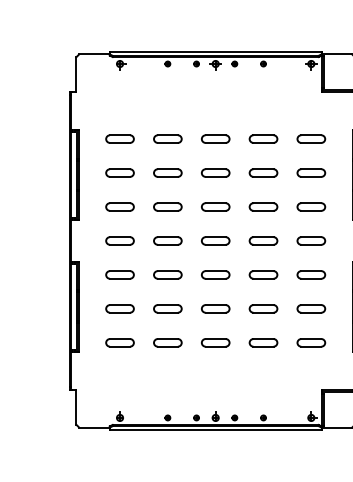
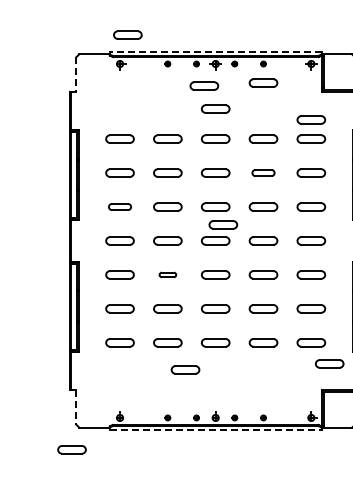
part: none -> present (127, 34)
line: solid -> dashed (215, 51)
line: solid -> dashed (76, 75)
part: none -> present (263, 82)
part: none -> present (204, 85)
part: none -> present (215, 108)
part: none -> present (311, 119)
part size: 31x10 px -> 25x8 px (263, 172)
part size: 30x10 px -> 24x8 px (119, 206)
part: none -> present (223, 224)
part size: 30x10 px -> 20x8 px (167, 274)
part: none -> present (329, 363)
part: none -> present (185, 369)
line: solid -> dashed (76, 407)
line: solid -> dashed (215, 430)
part: none -> present (71, 449)
